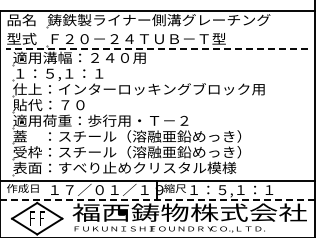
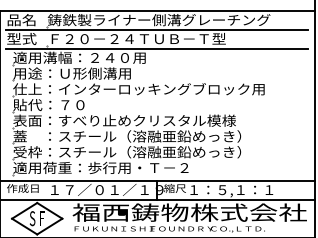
line: none -> present (157, 30)
line: dashed -> solid (157, 48)
text: １：５,１：１ -> 用途：Ｕ形側溝用 (71, 73)
text: 適用荷重：歩行用・Ｔ－２ -> 表面：すべり止めクリスタル模様 (124, 120)
text: 表面：すべり止めクリスタル模様 -> 適用荷重：歩行用・Ｔ－２ (124, 167)
line: dashed -> solid (156, 199)
text: F -> S (32, 218)
